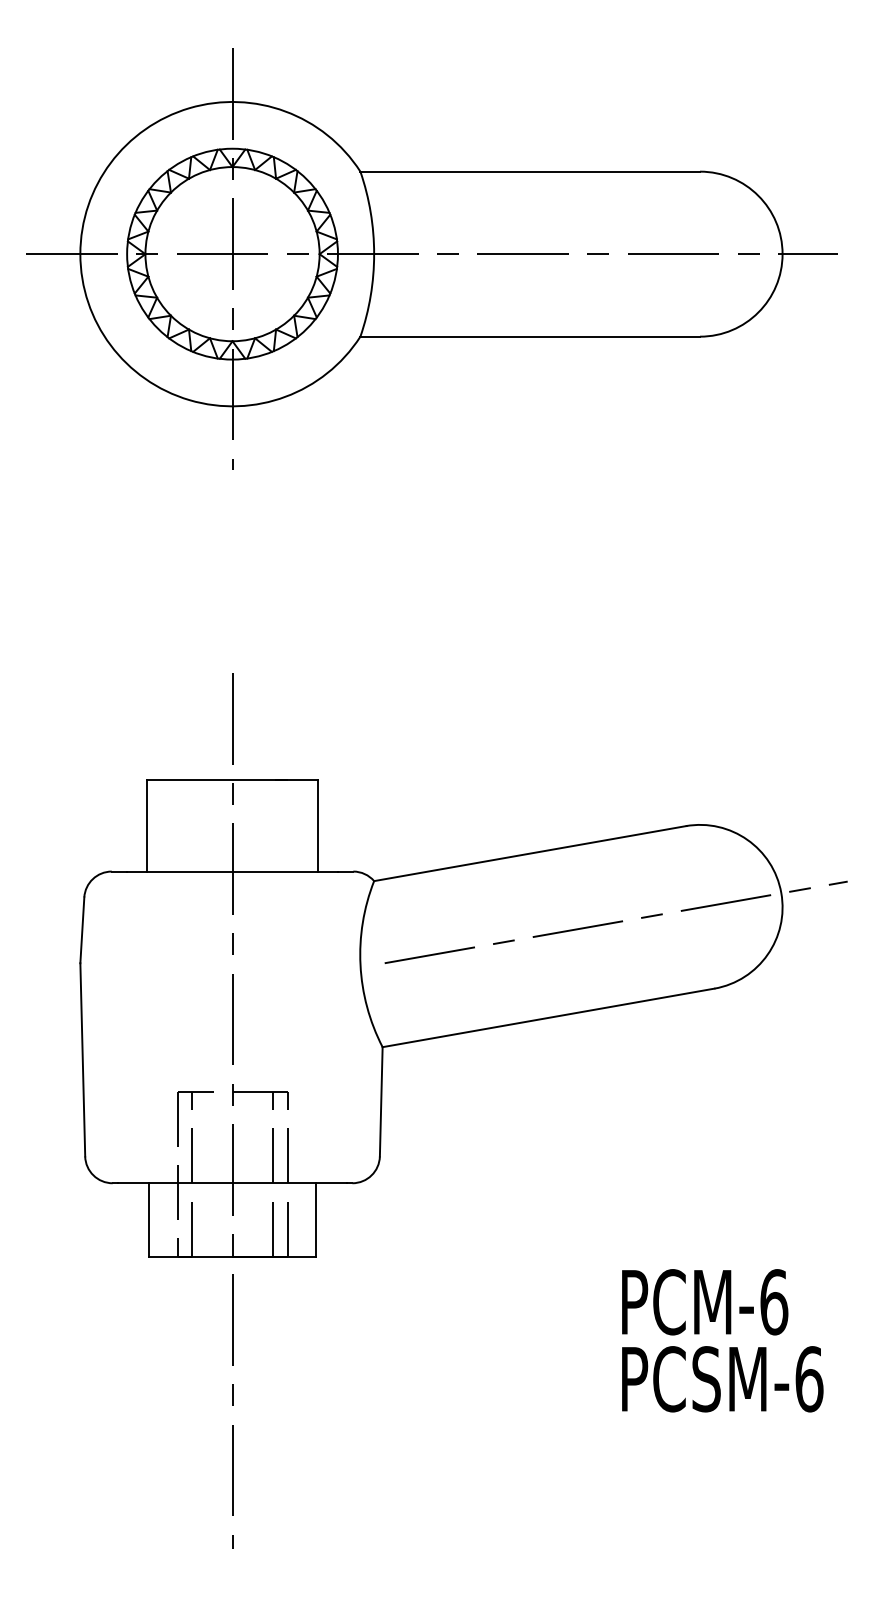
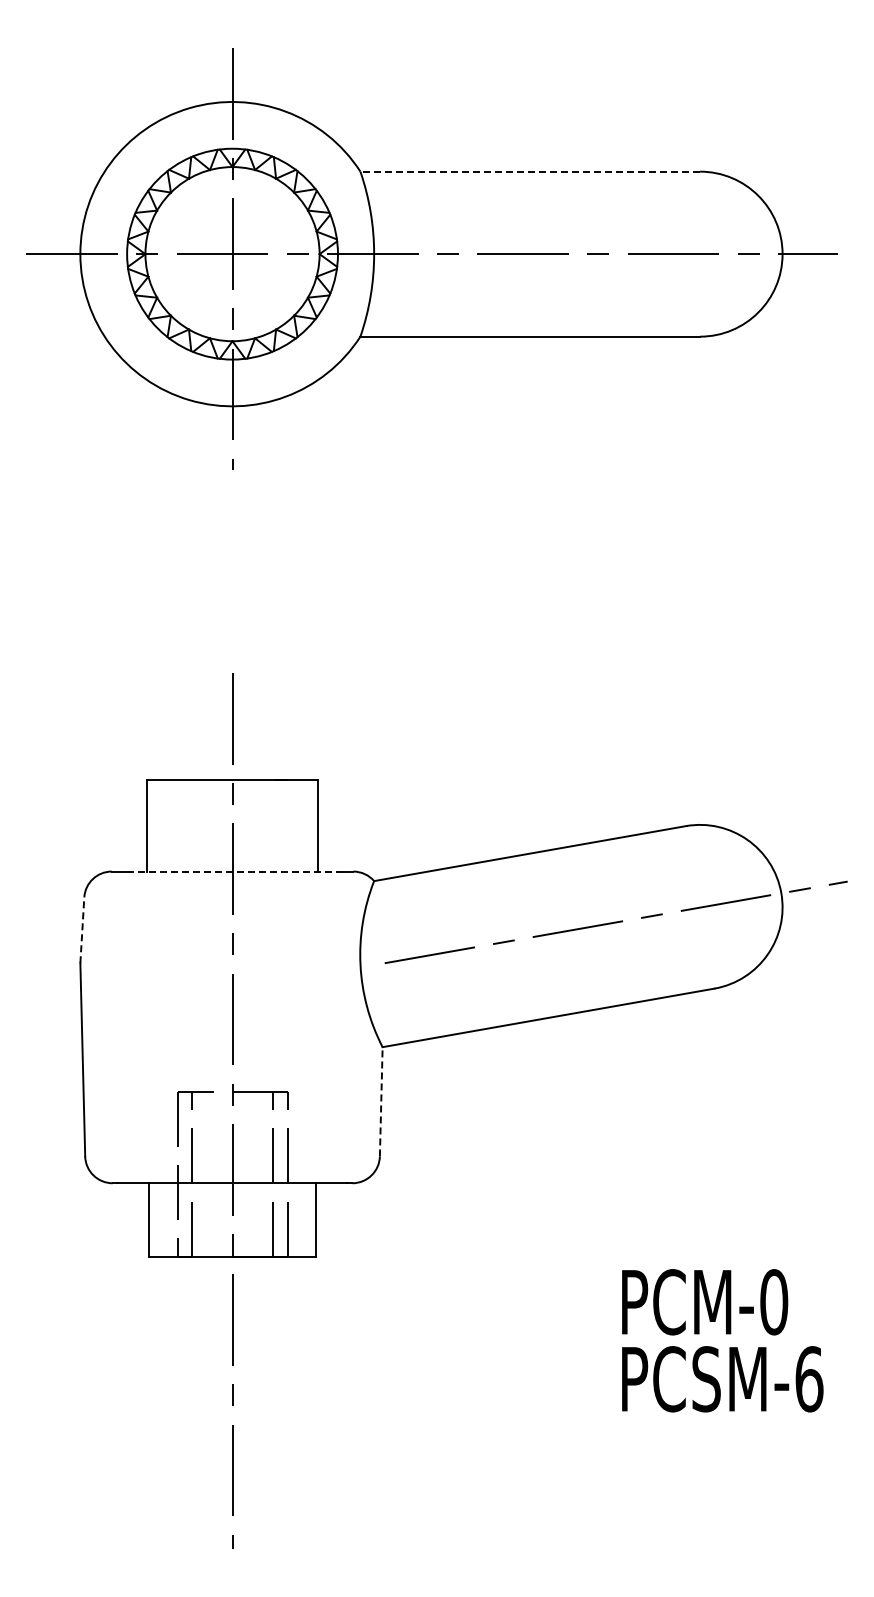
line: solid -> dashed (530, 171)
line: solid -> dashed (233, 871)
line: solid -> dashed (82, 930)
line: solid -> dashed (381, 1101)
text: PCM-6 -> PCM-0 (774, 1302)
